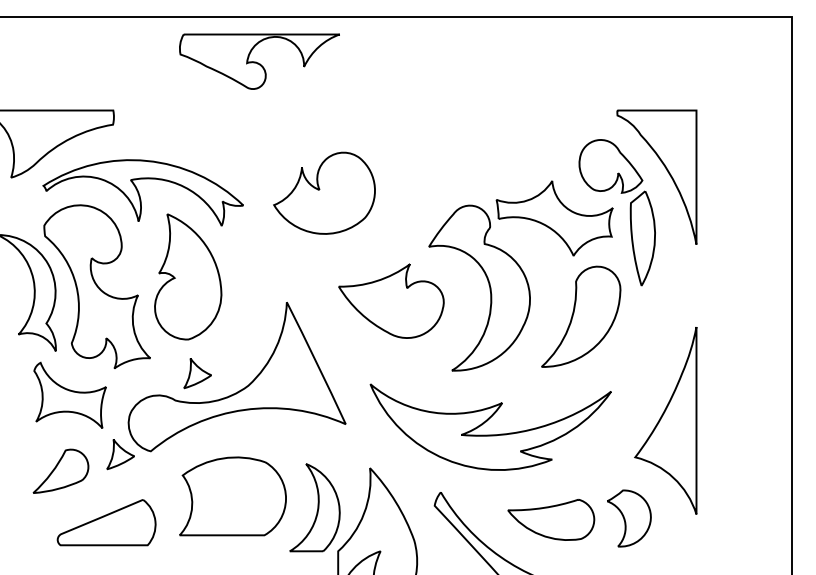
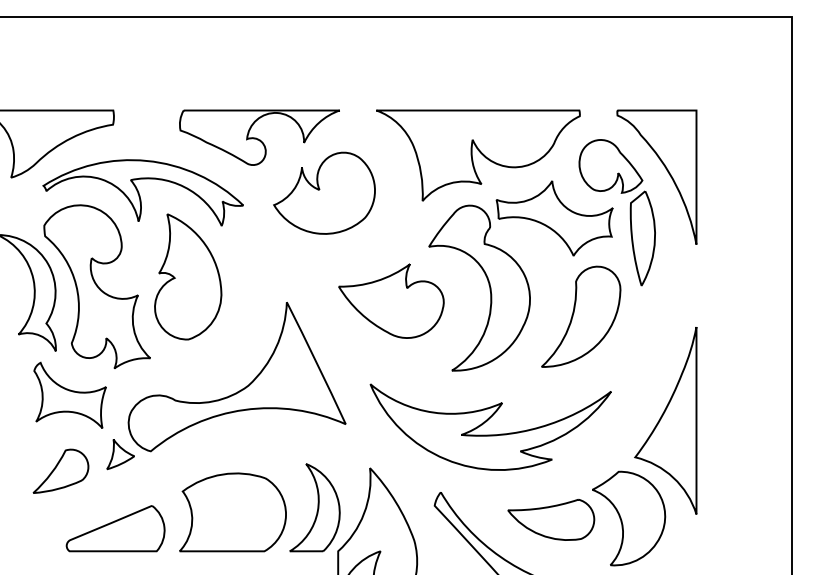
part position: (259, 61) -> (259, 137) (259, 137)
part: none -> present (478, 155)
part: present -> none (197, 373)
part position: (232, 496) -> (232, 512) (232, 512)
part size: 45x59 px -> 75x97 px (629, 518)
part position: (106, 522) -> (115, 528) (115, 528)
